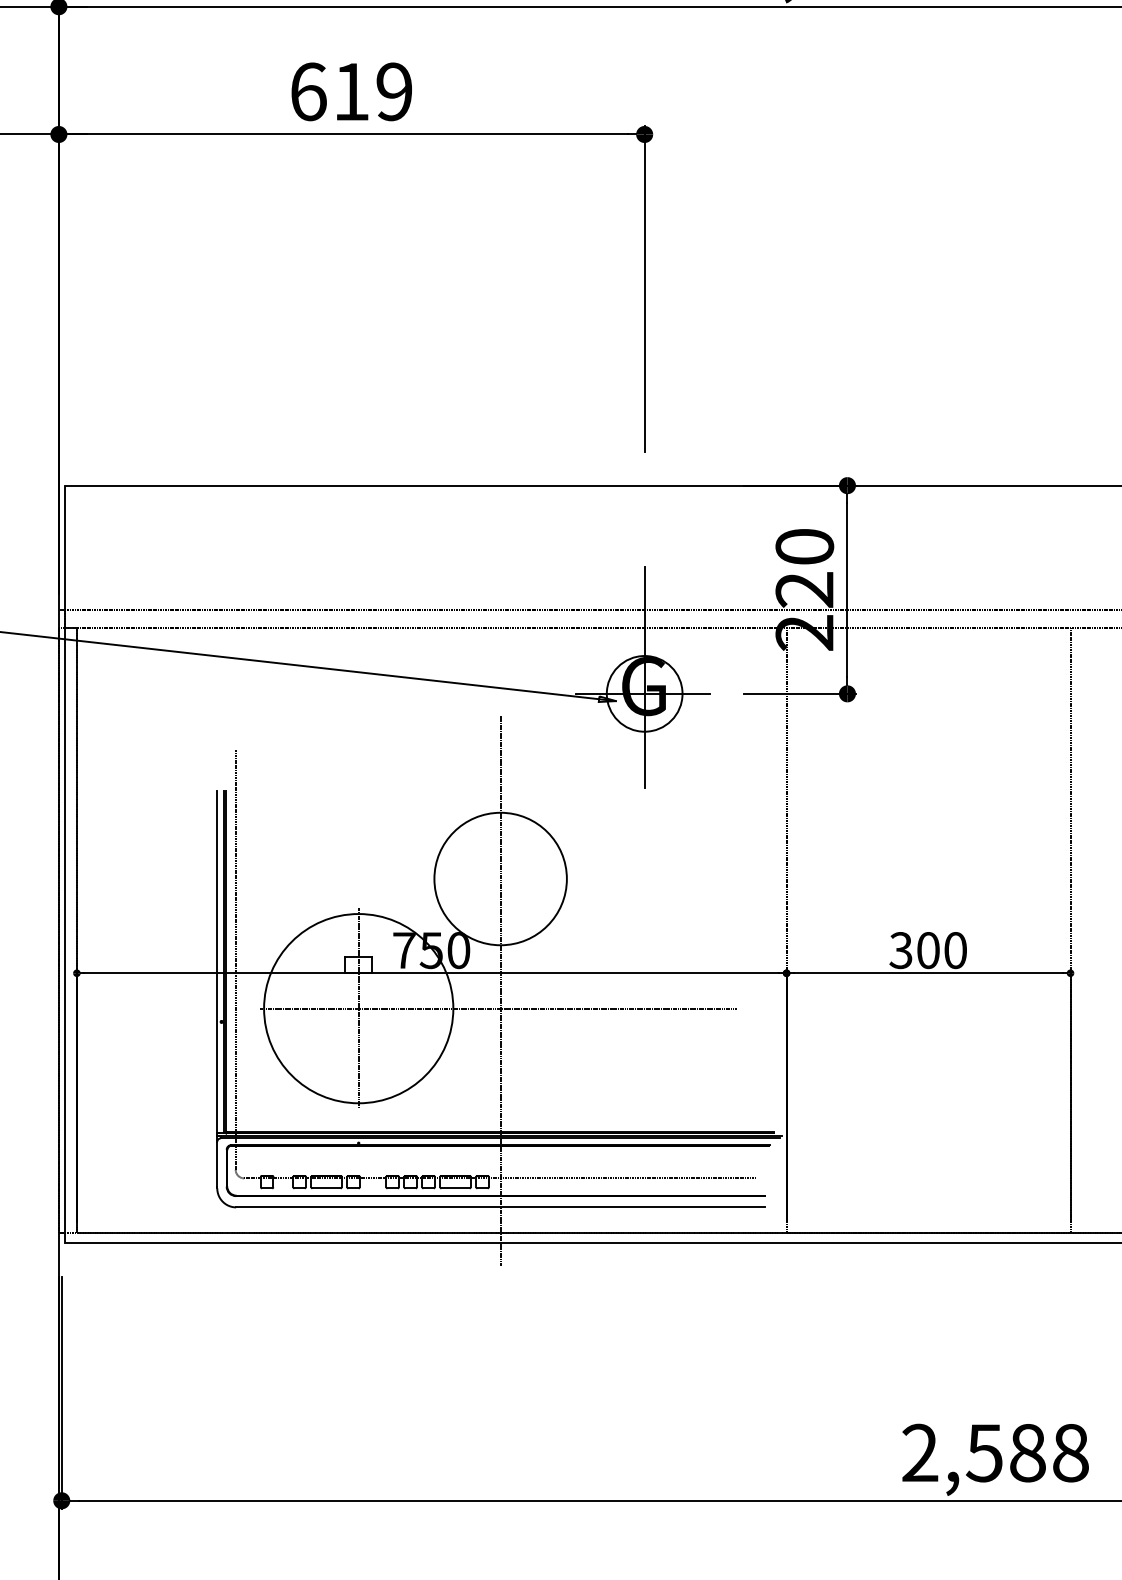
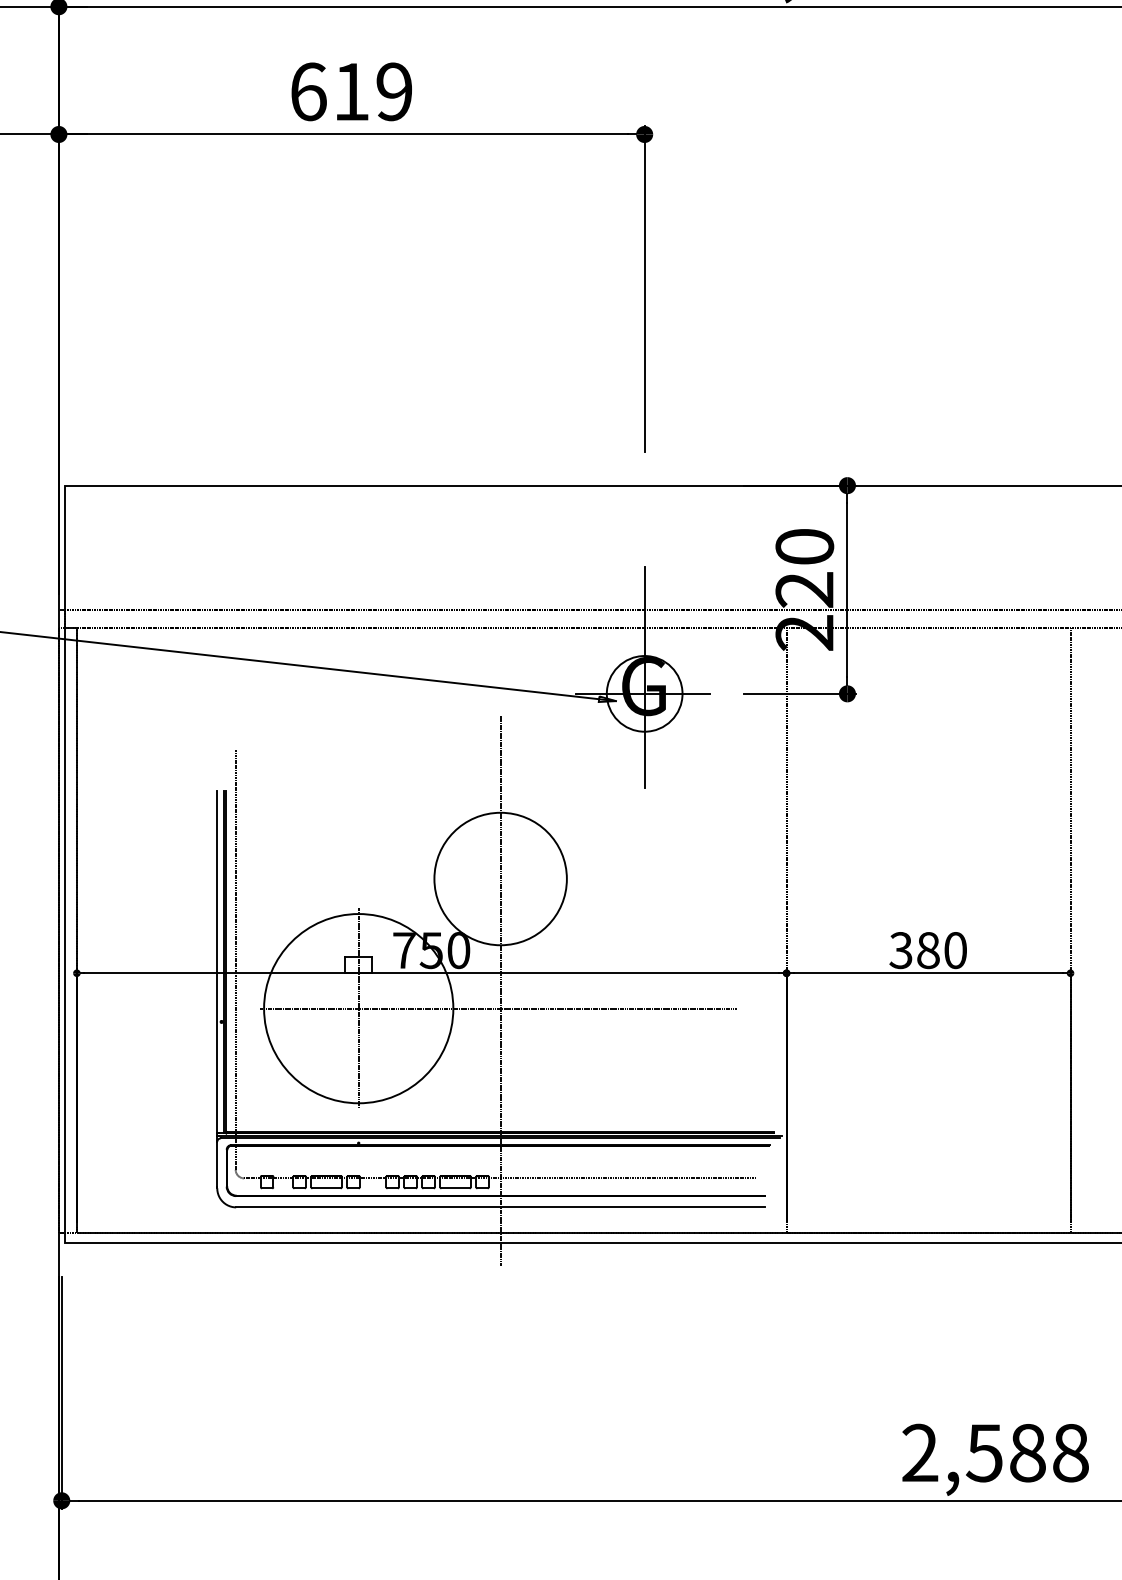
text: 300 -> 380 (928, 950)
